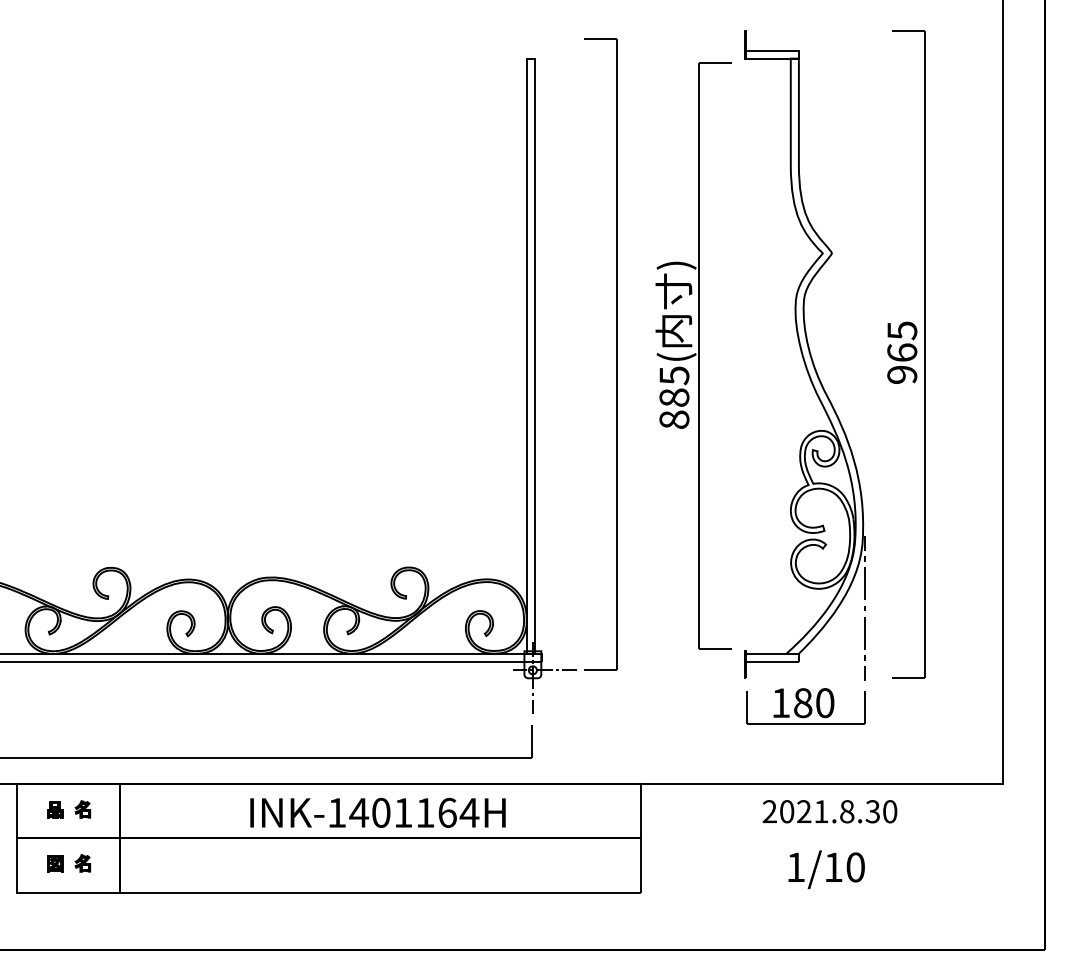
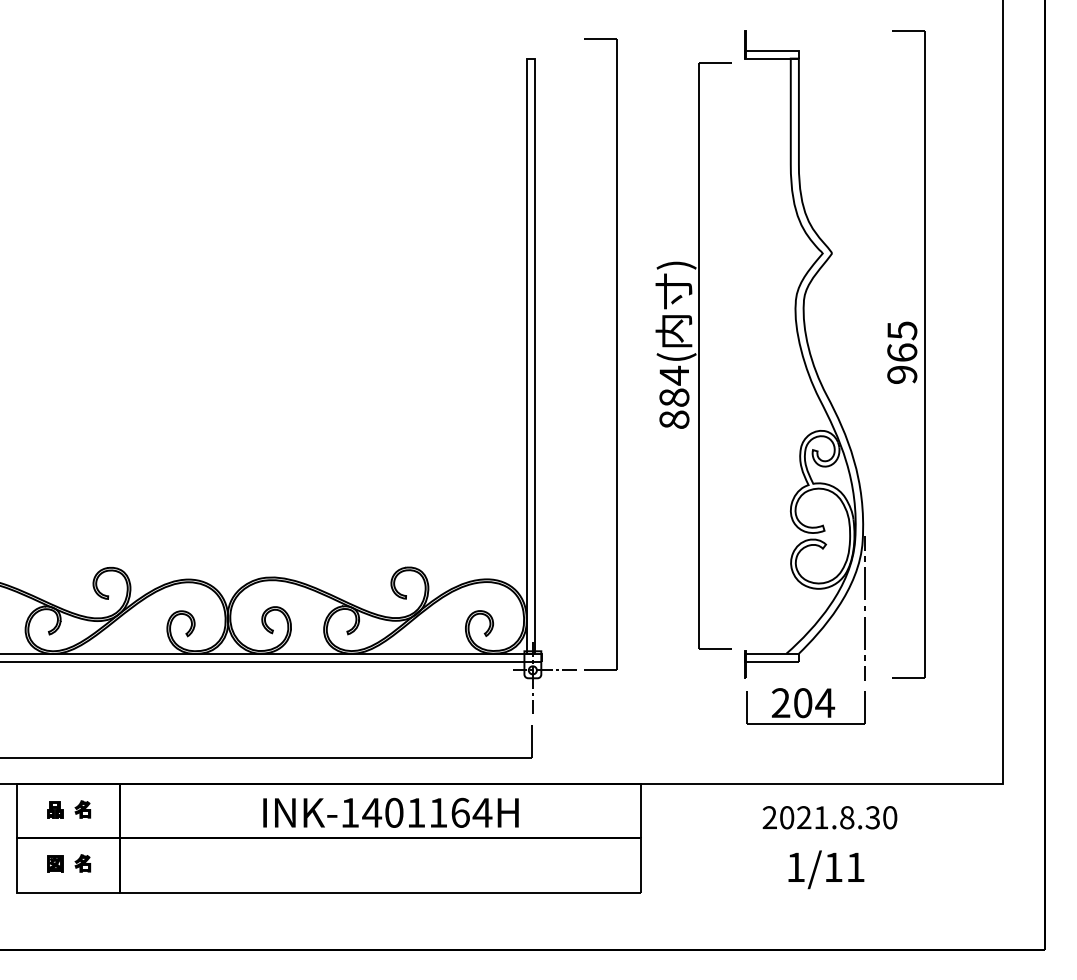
text: 885( -> 884( (674, 375)
text: 180 -> 204 (803, 703)
text position: (829, 811) -> (829, 817) (829, 817)
text position: (377, 812) -> (390, 812) (390, 812)
text: 1/10 -> 1/11 (855, 867)
